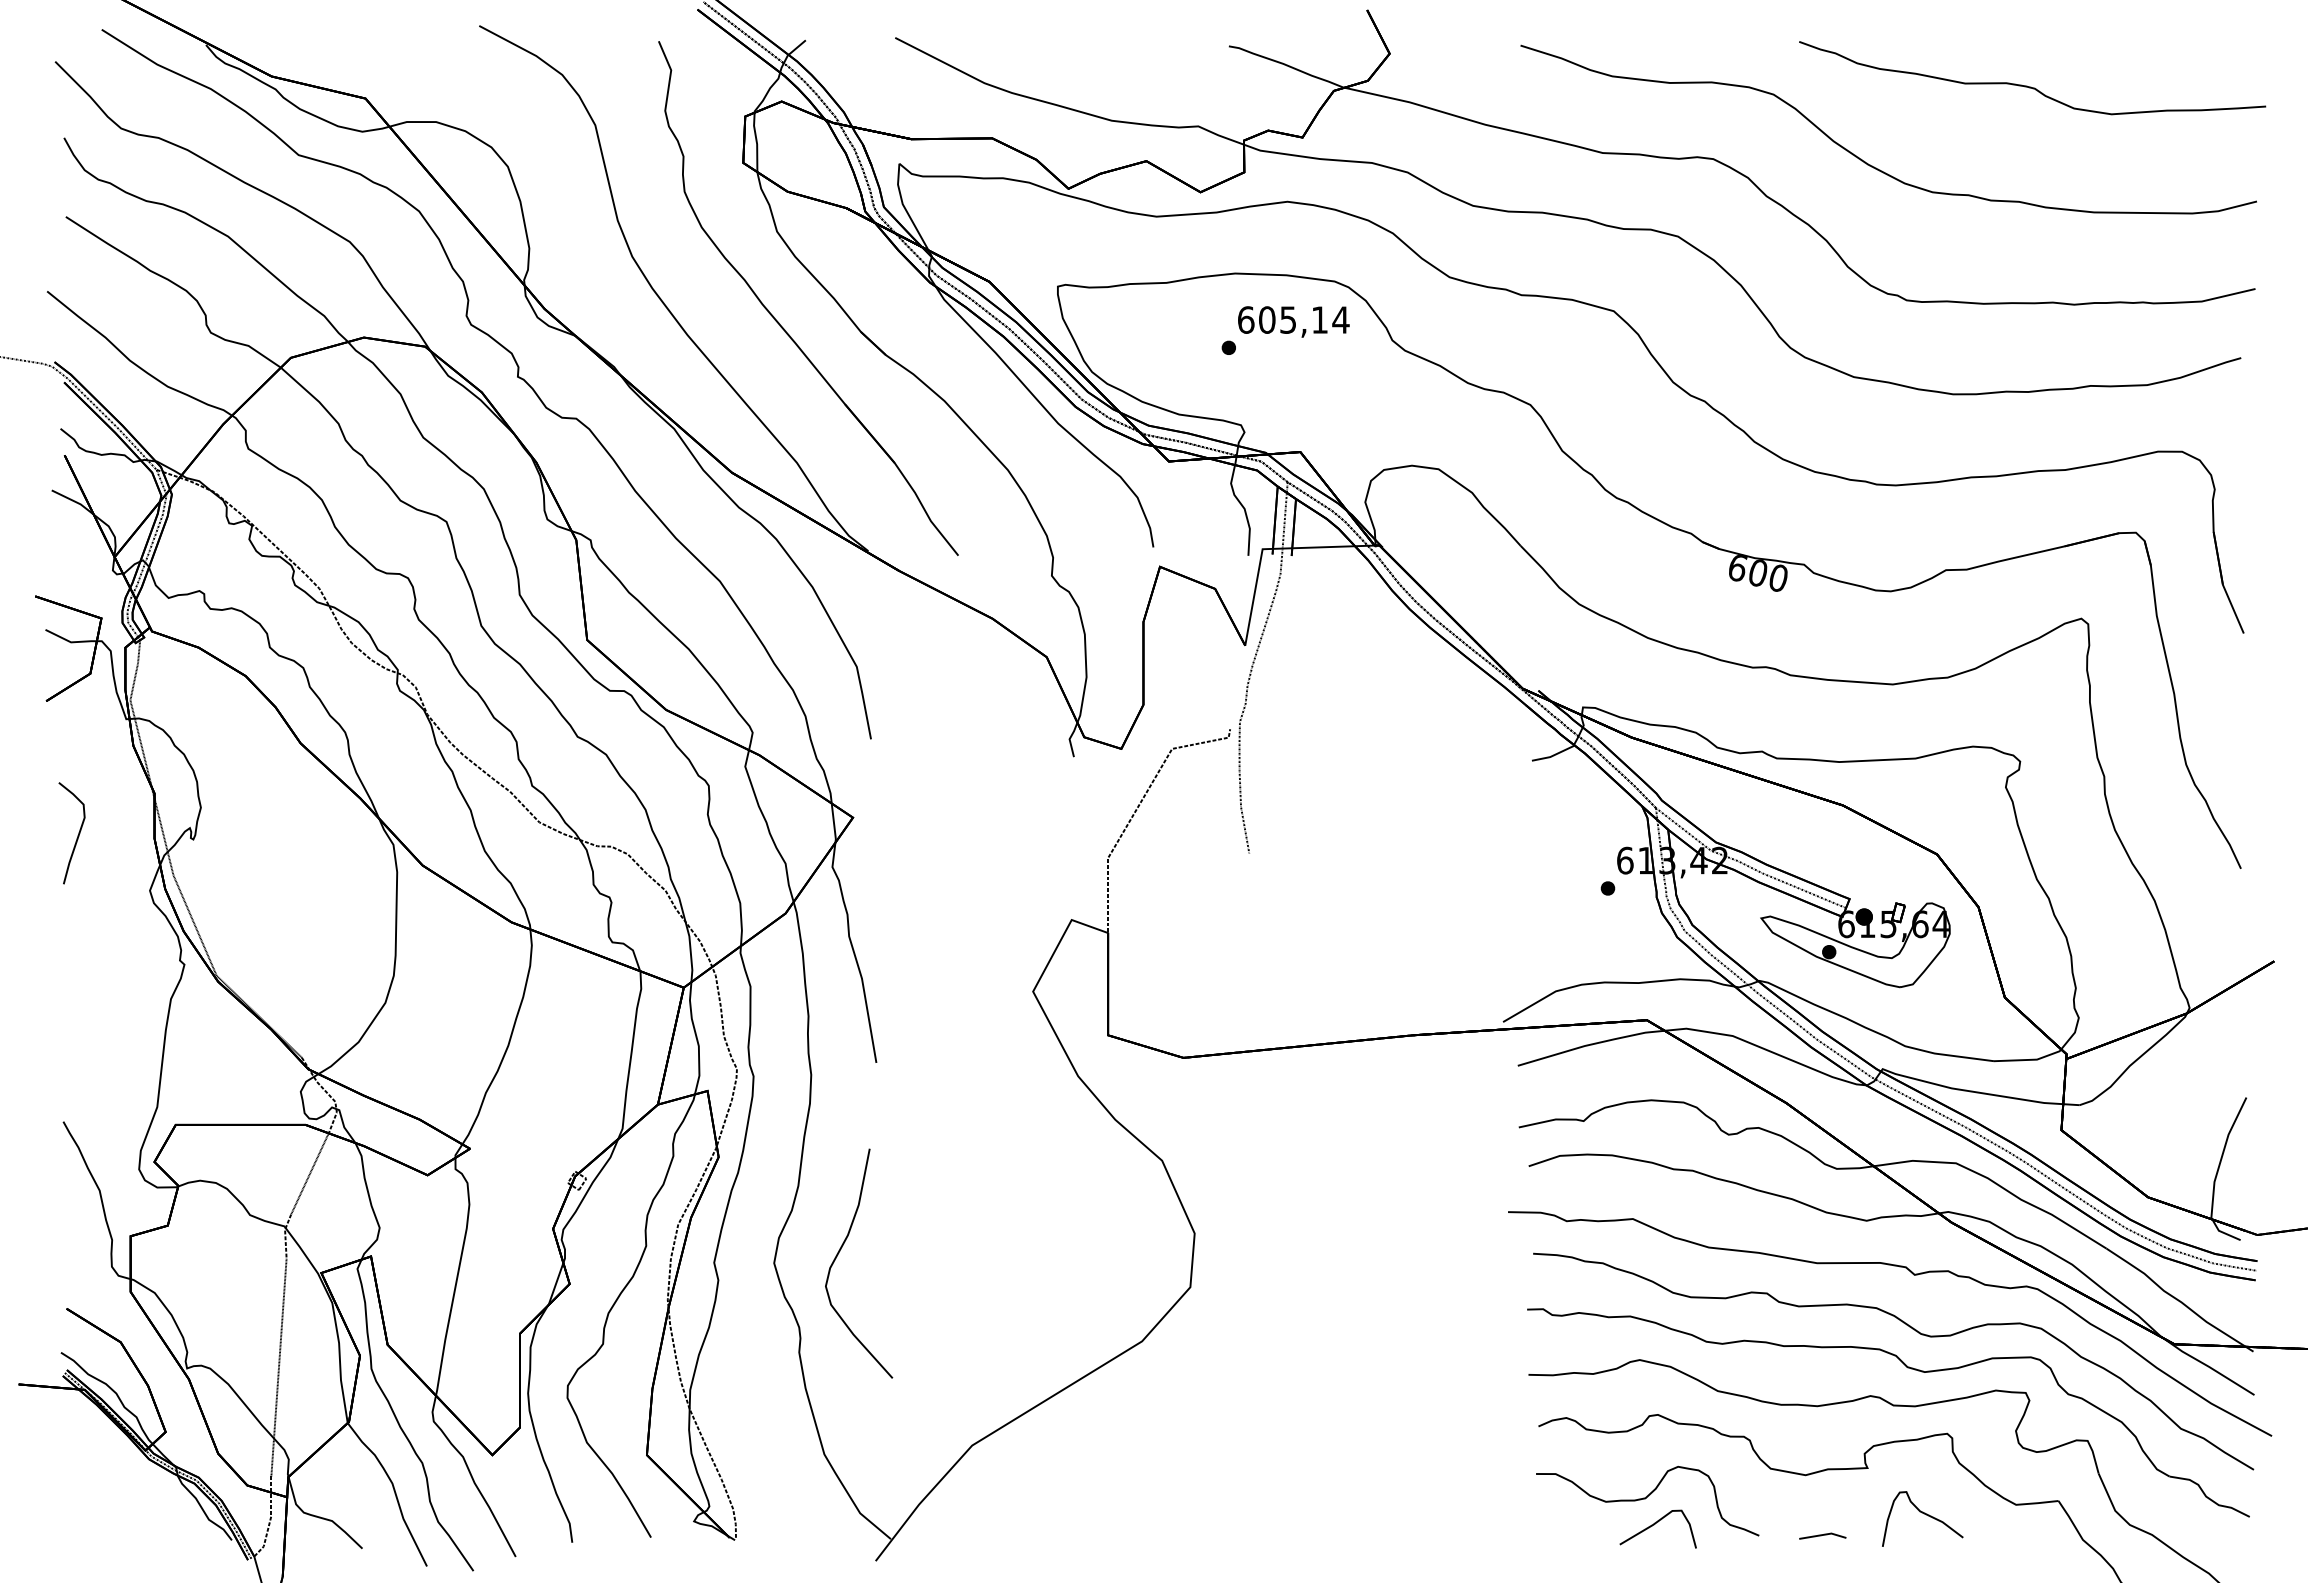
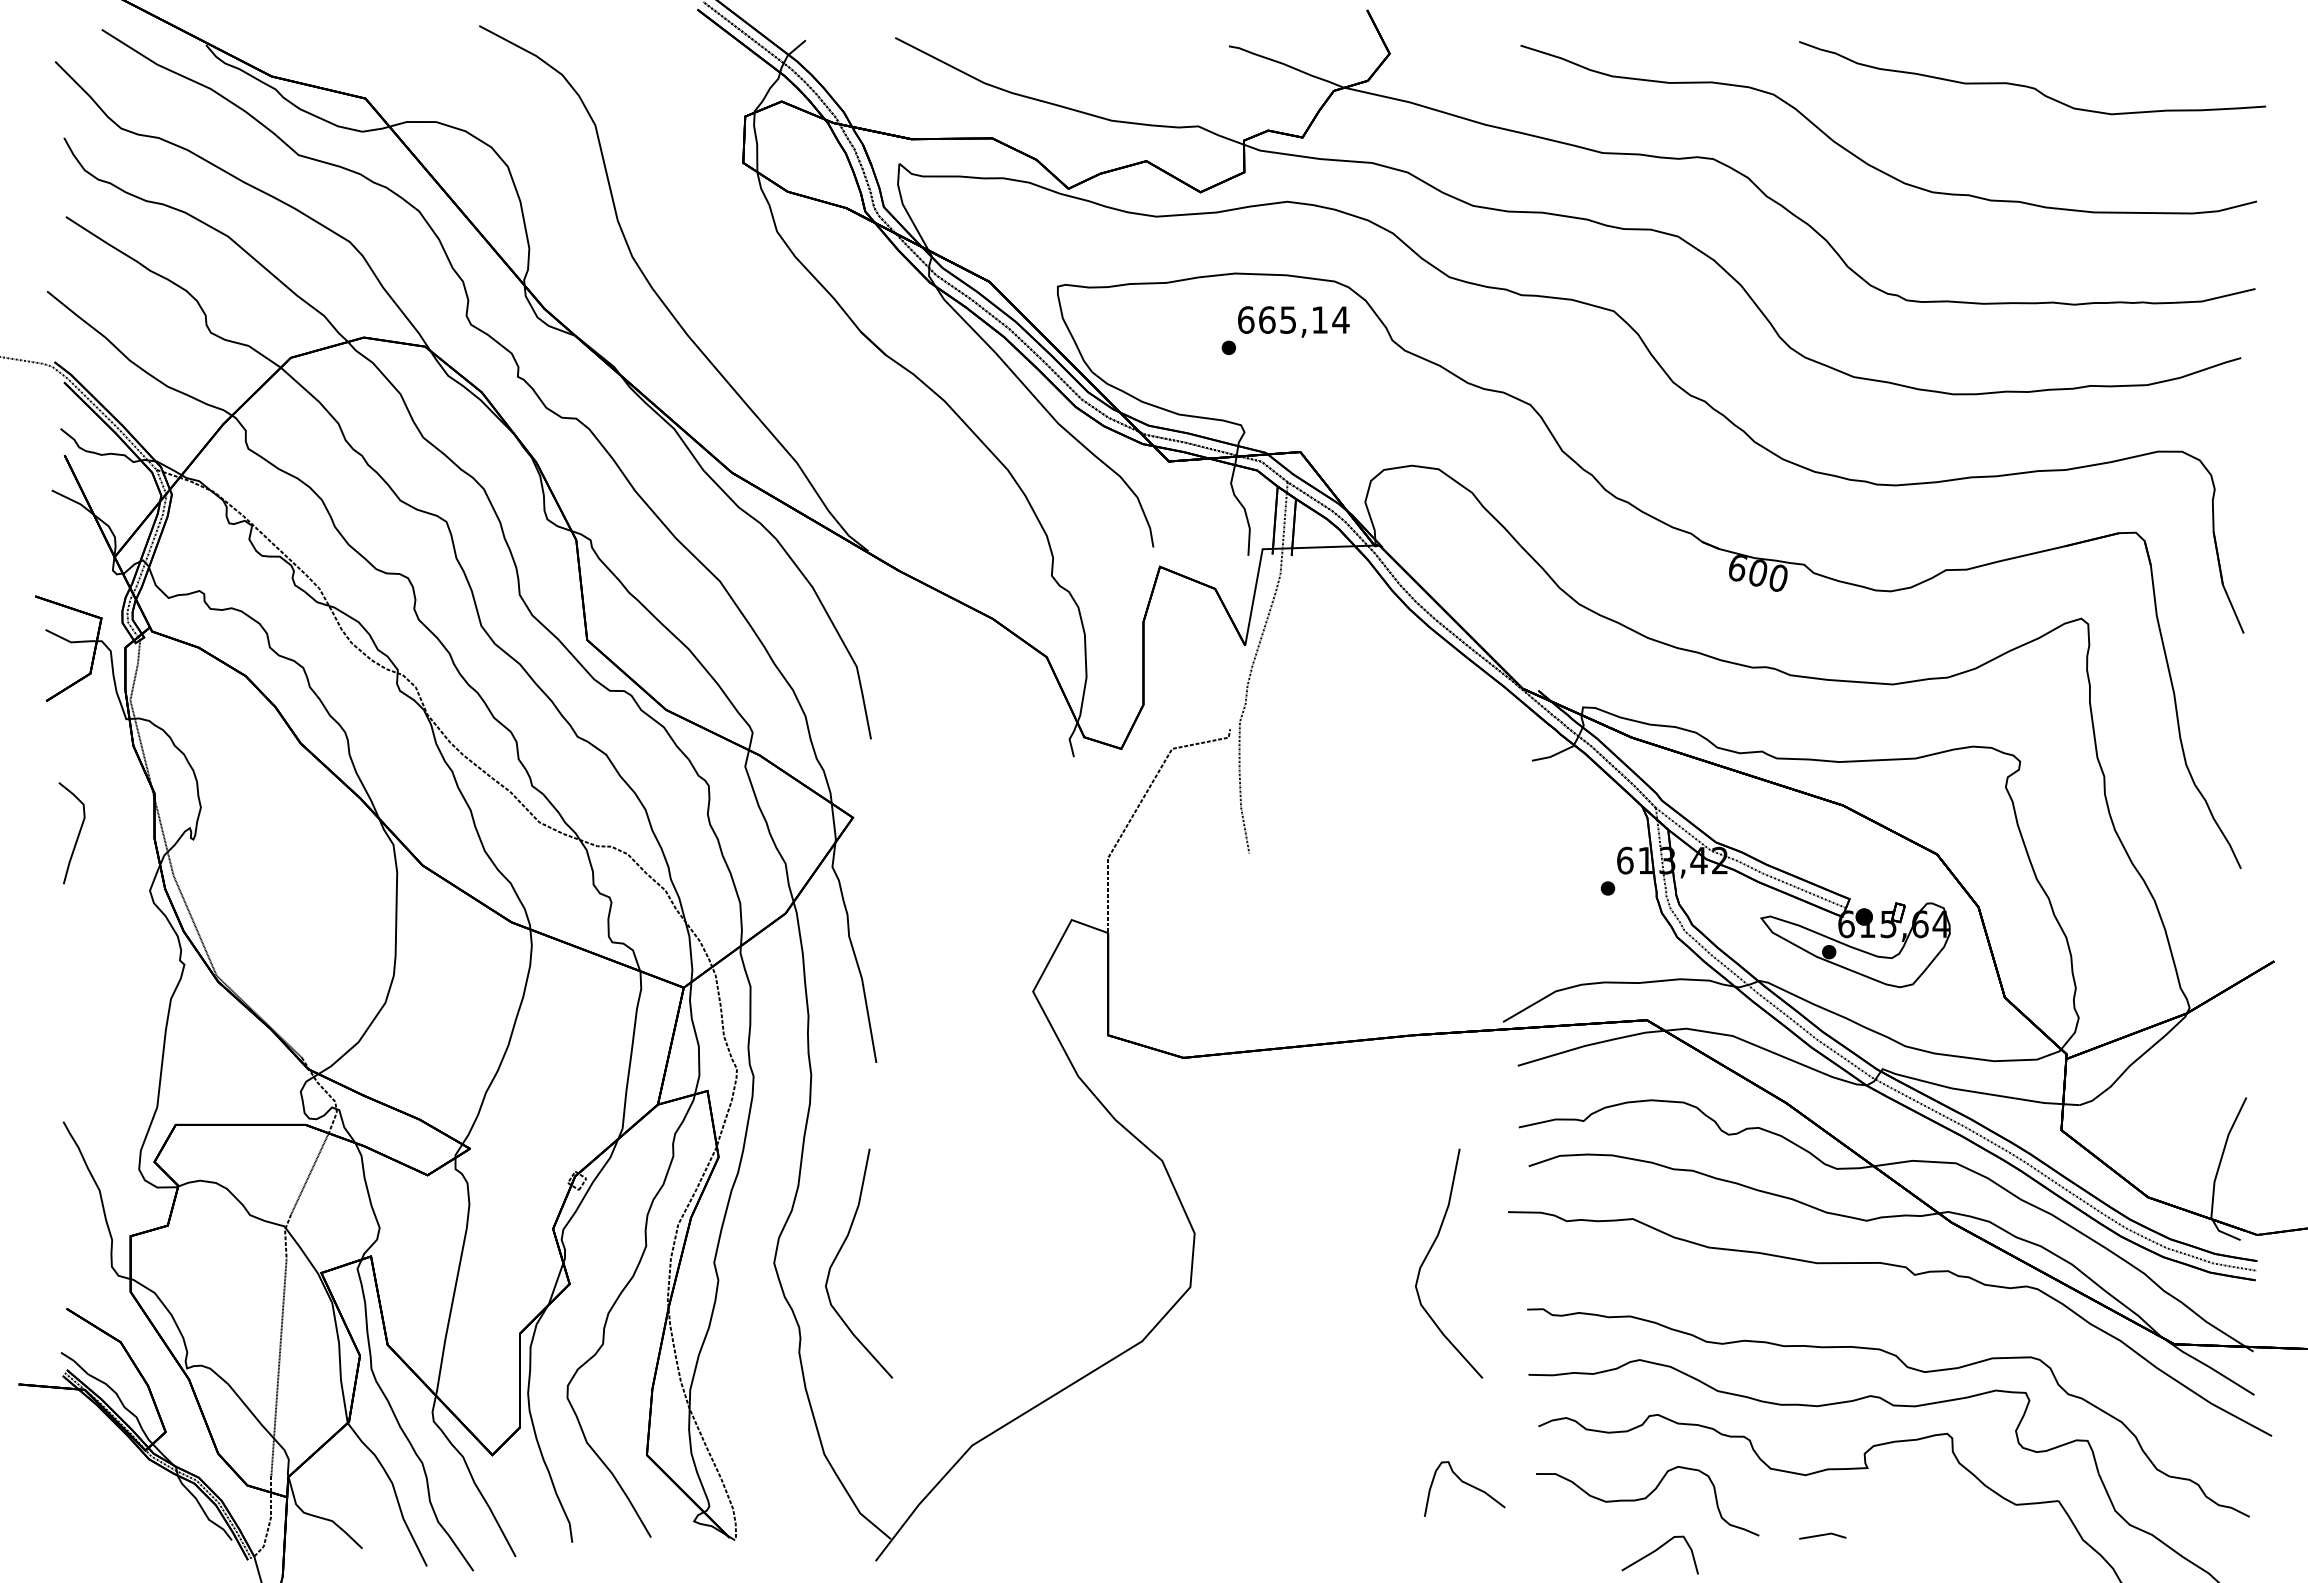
text: 605,14 -> 665,14 (1267, 319)
part: present -> none (779, 322)
curve: none -> present (1429, 1253)
curve: present -> none (1915, 1331)
curve position: (1924, 1514) -> (1466, 1484) (1466, 1484)
curve position: (1654, 1525) -> (1656, 1551) (1656, 1551)
